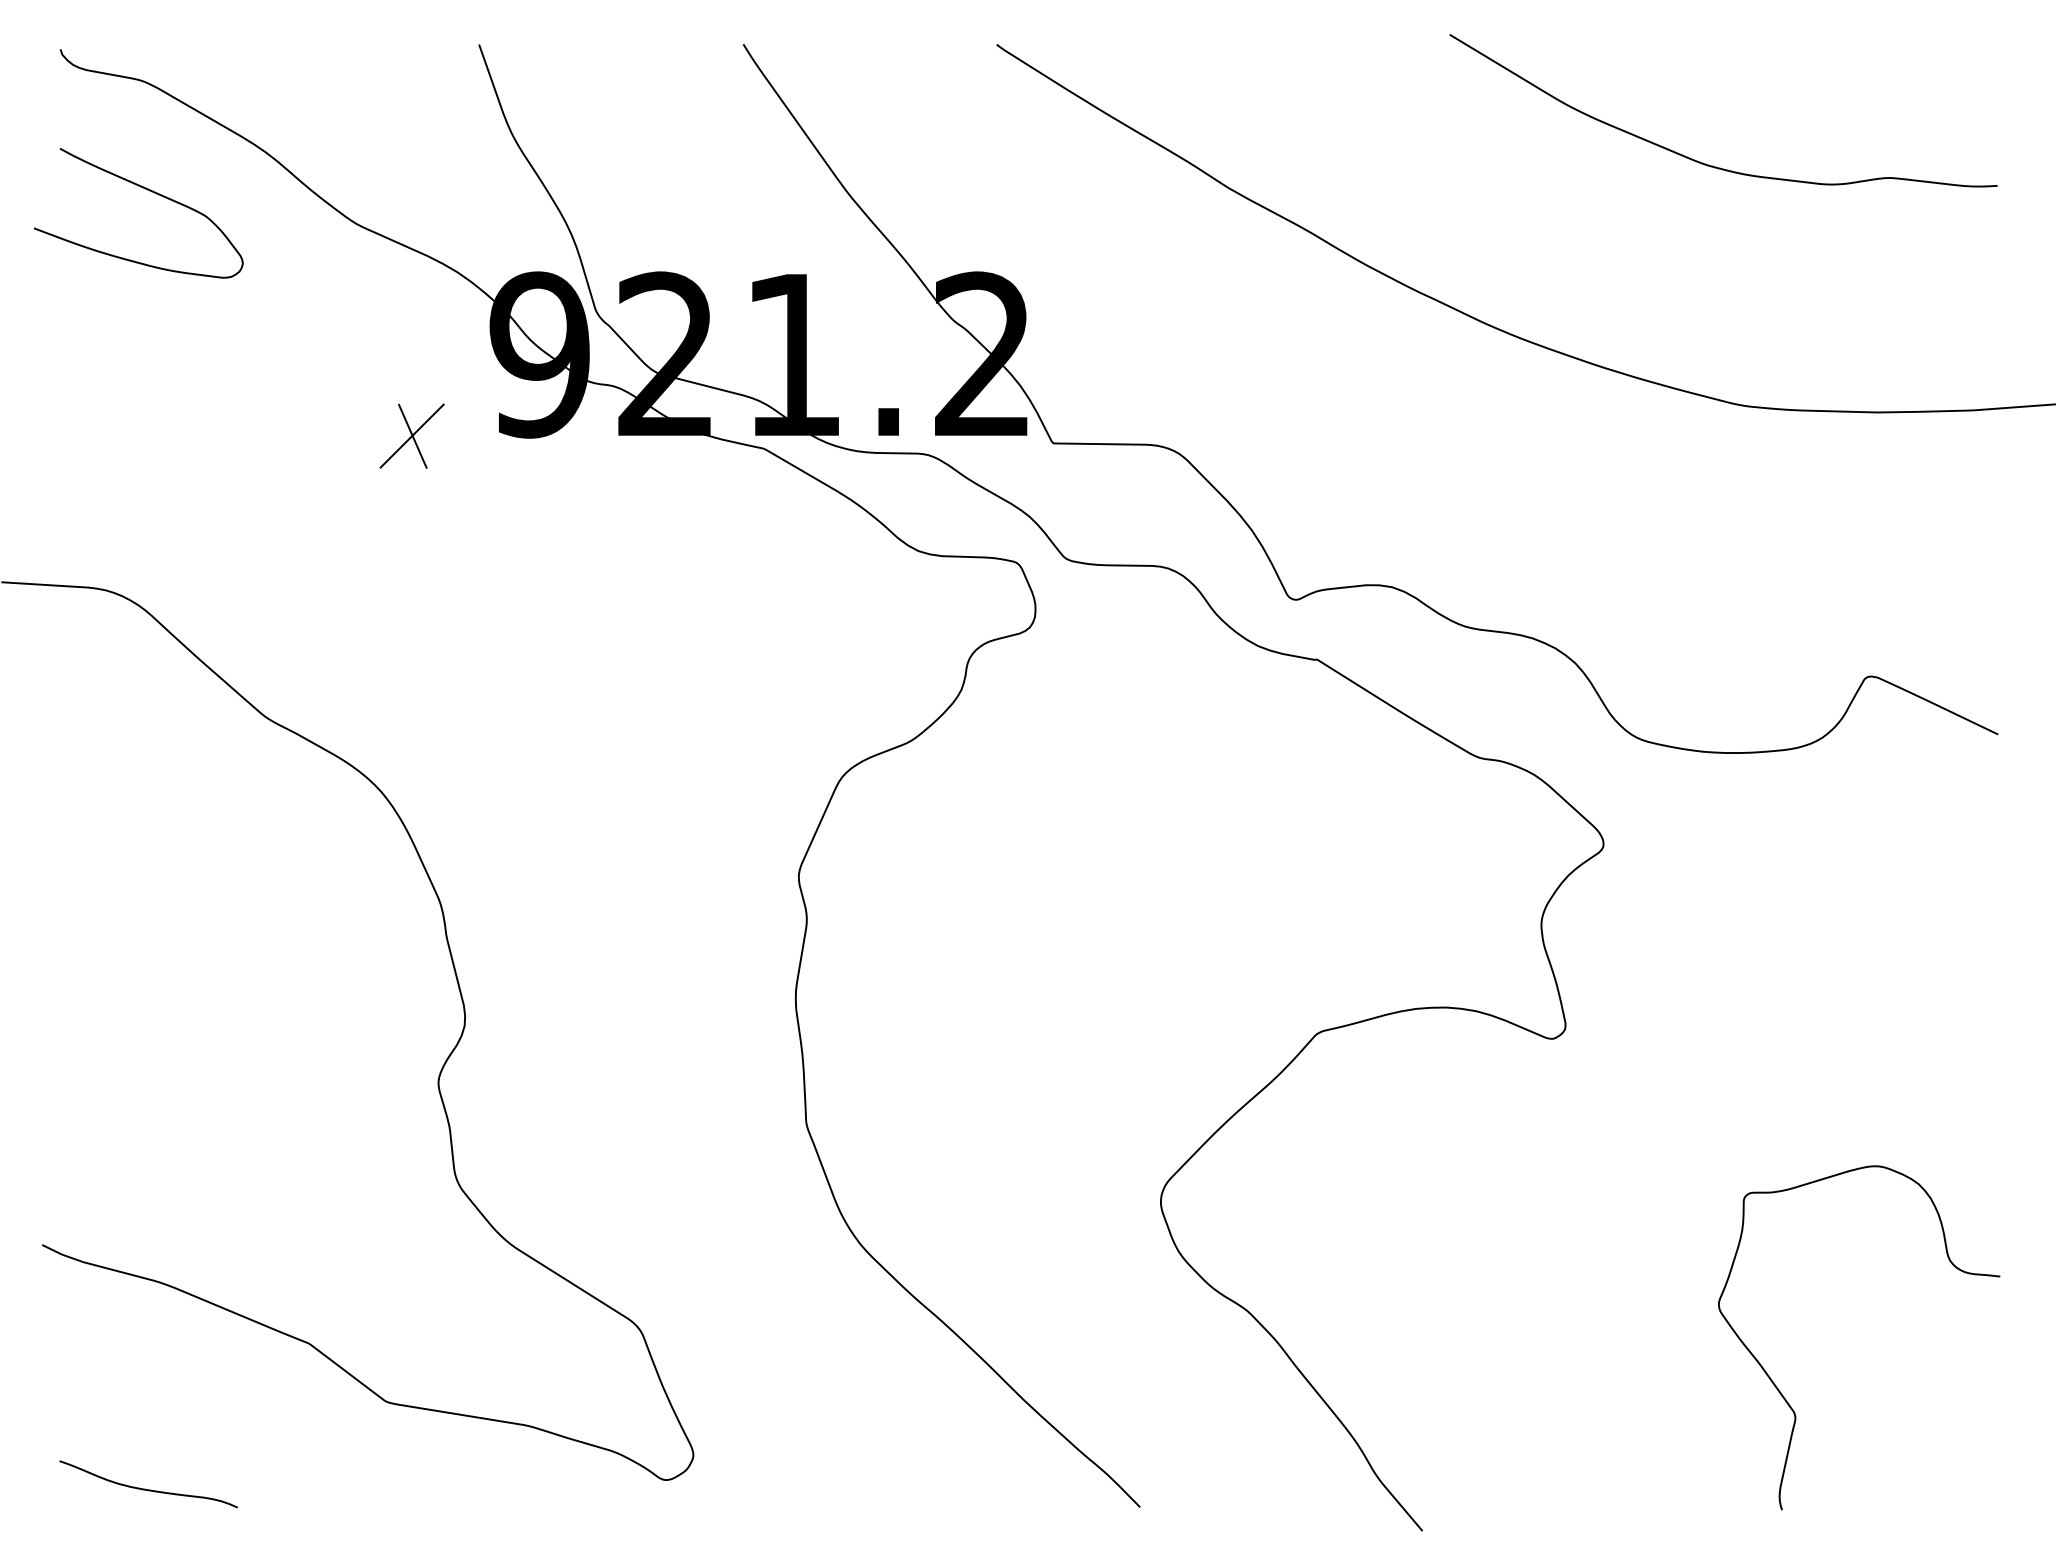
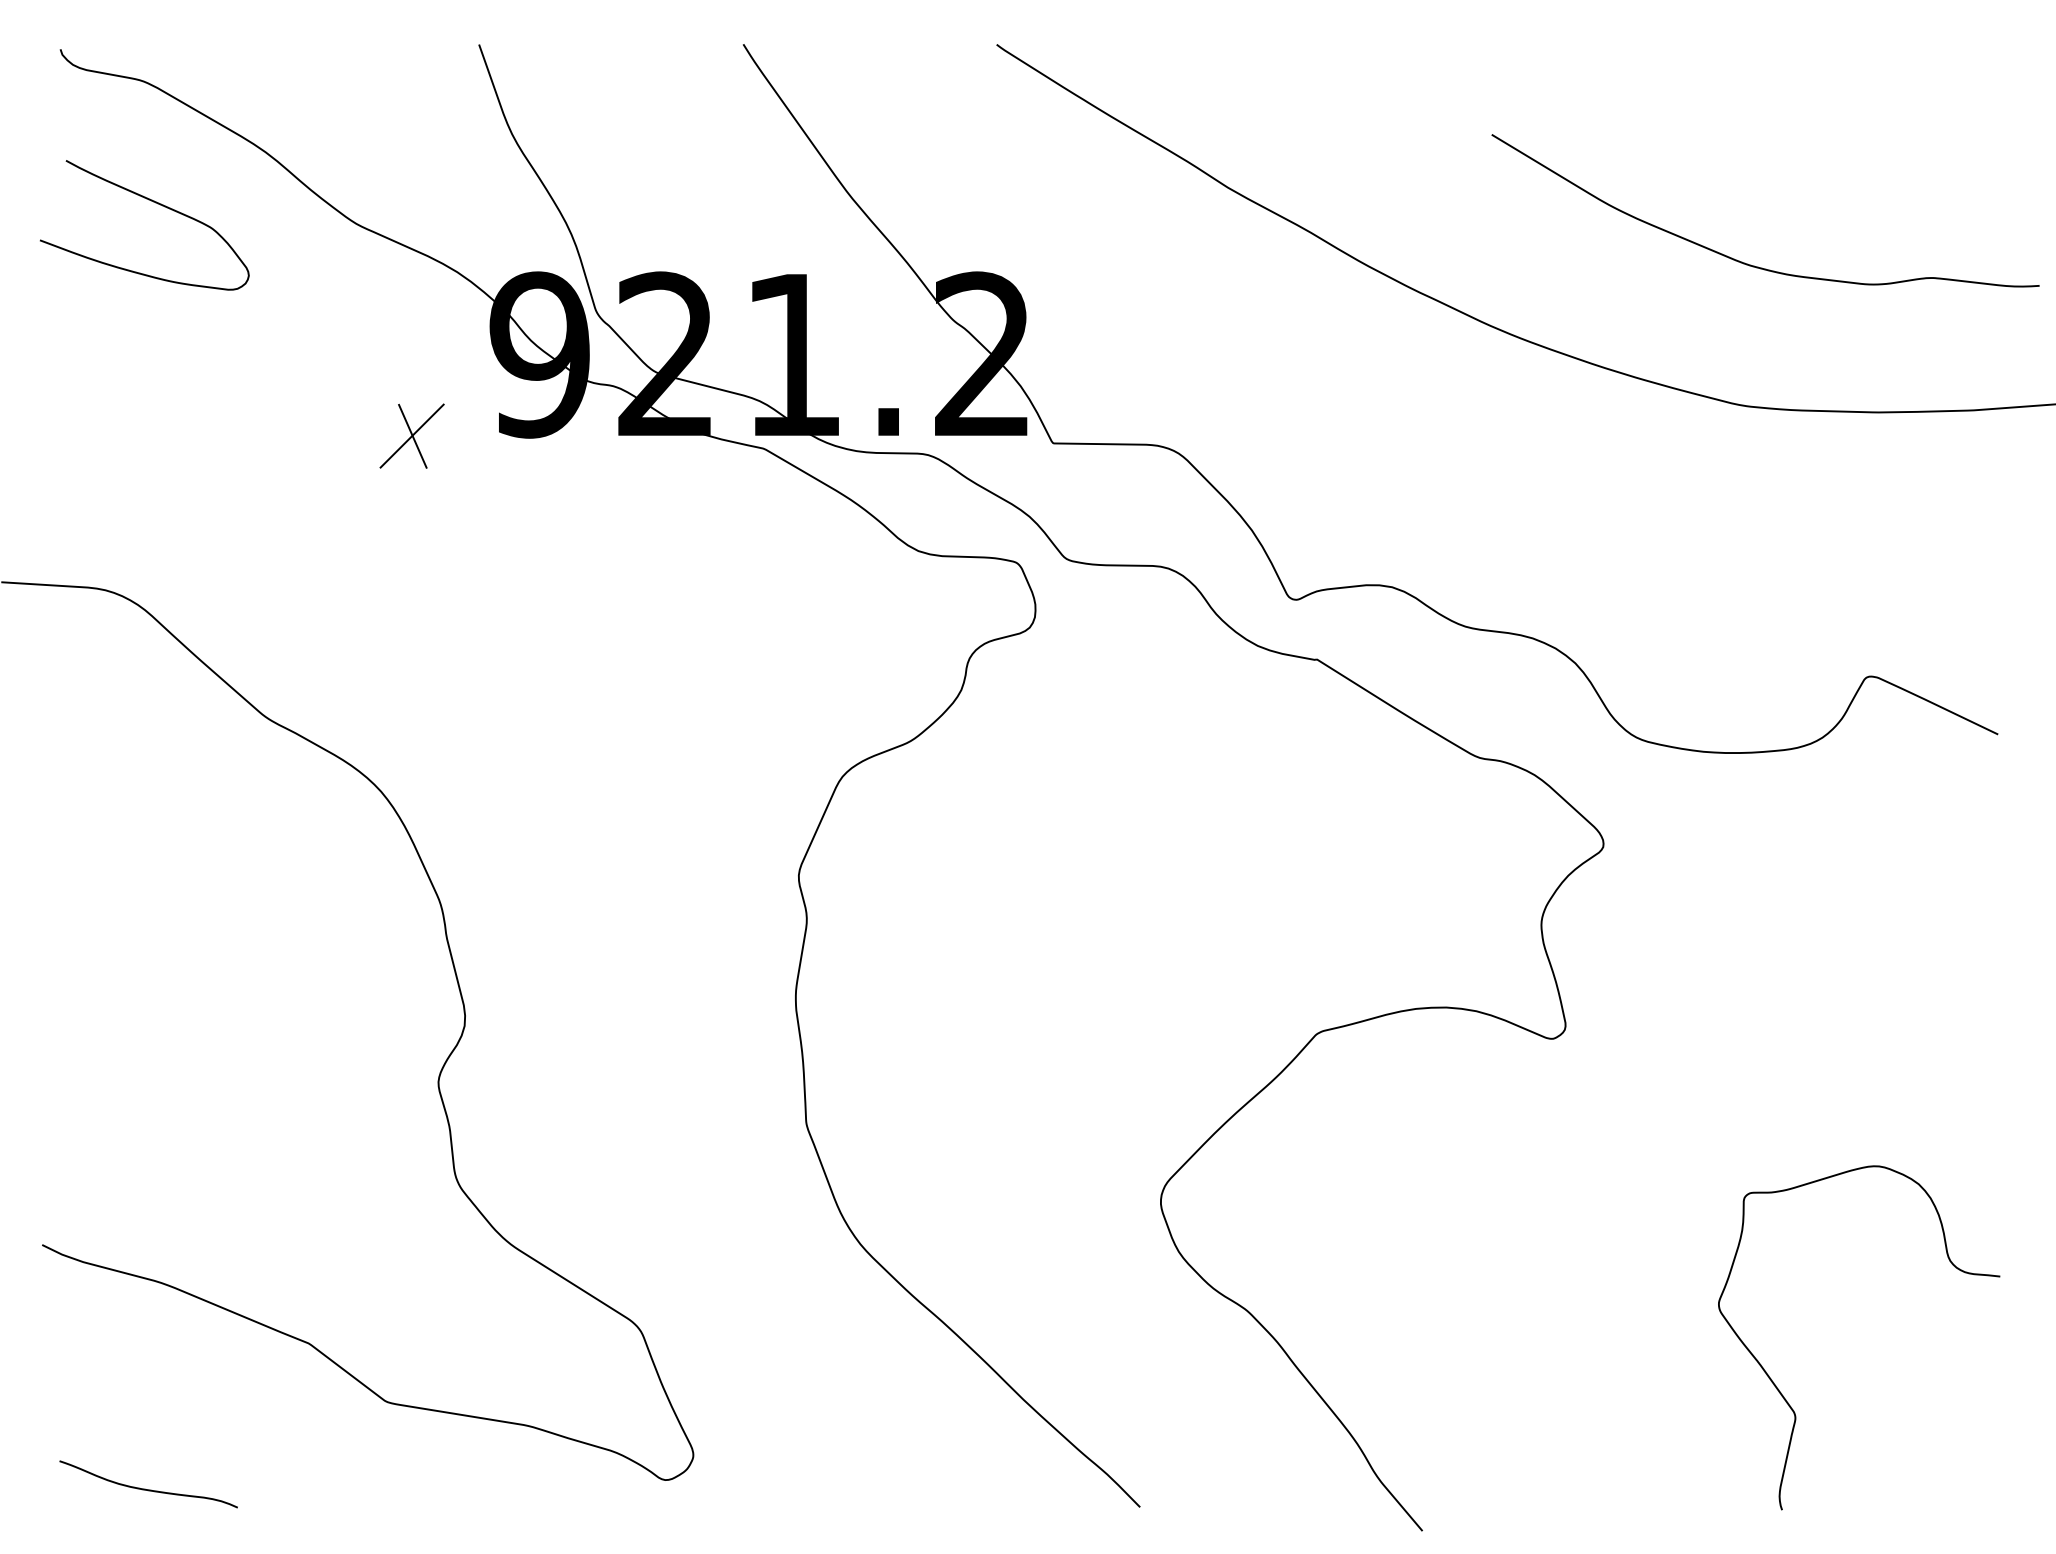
curve position: (1700, 161) -> (1742, 261) (1742, 261)
curve position: (149, 191) -> (155, 203) (155, 203)
